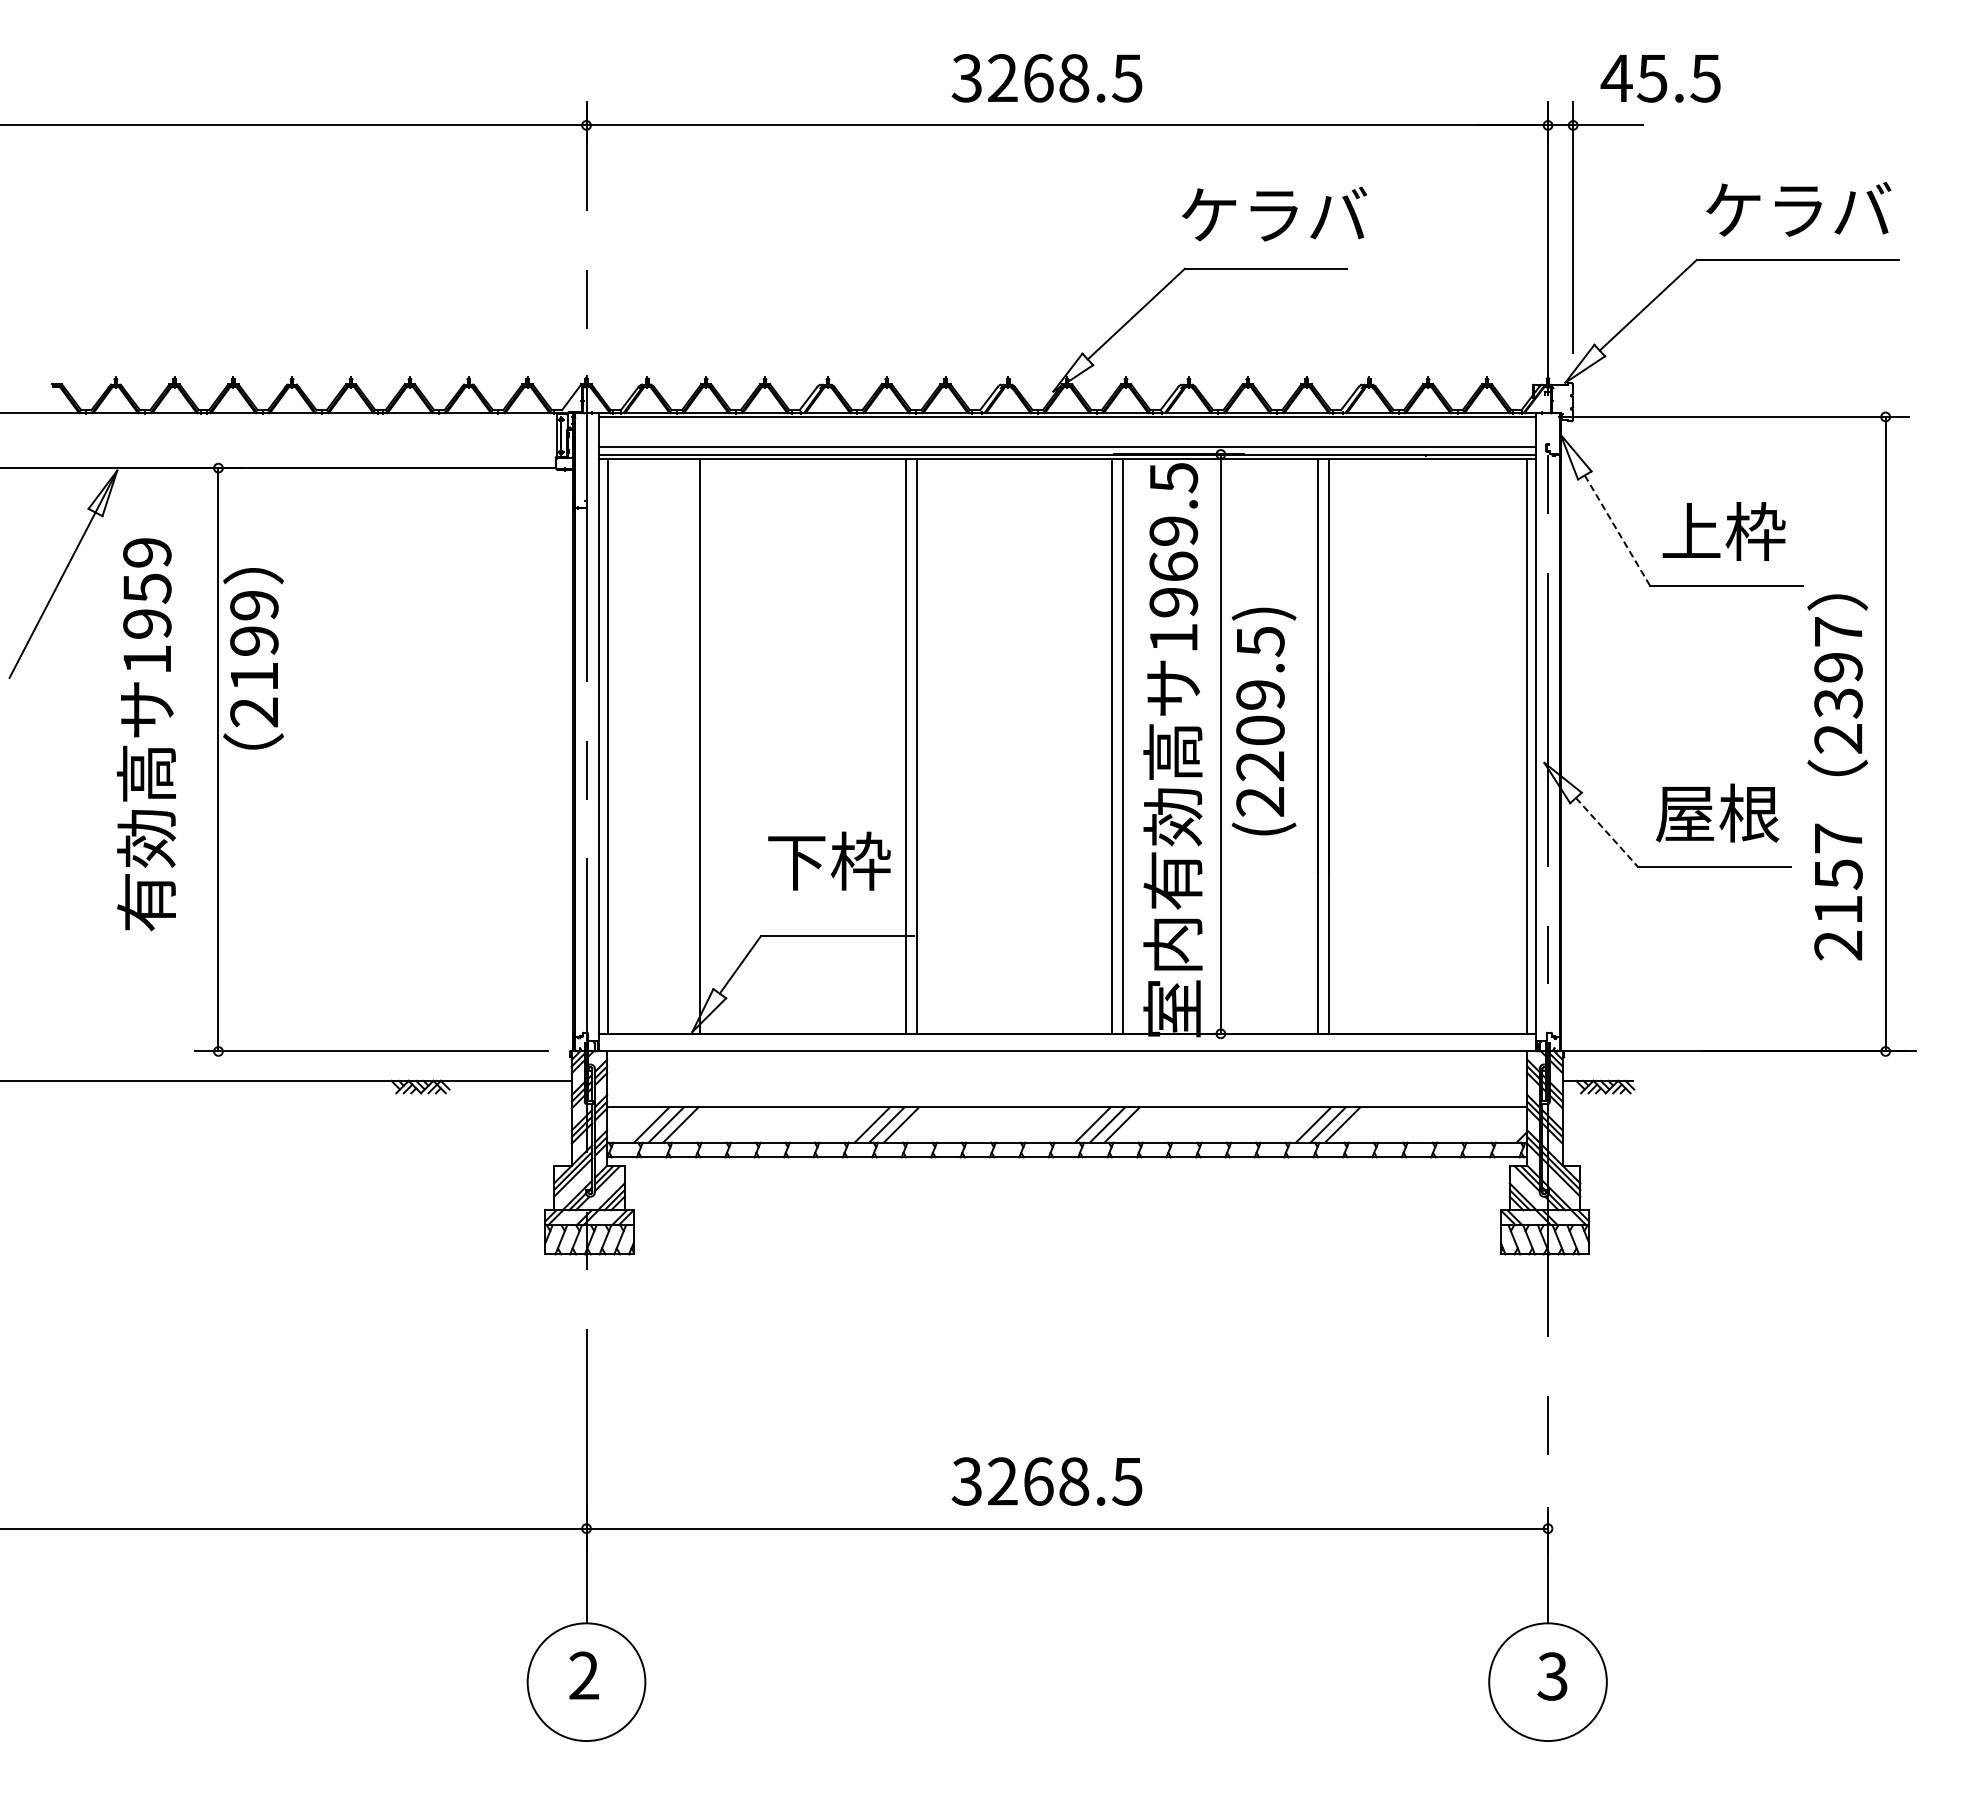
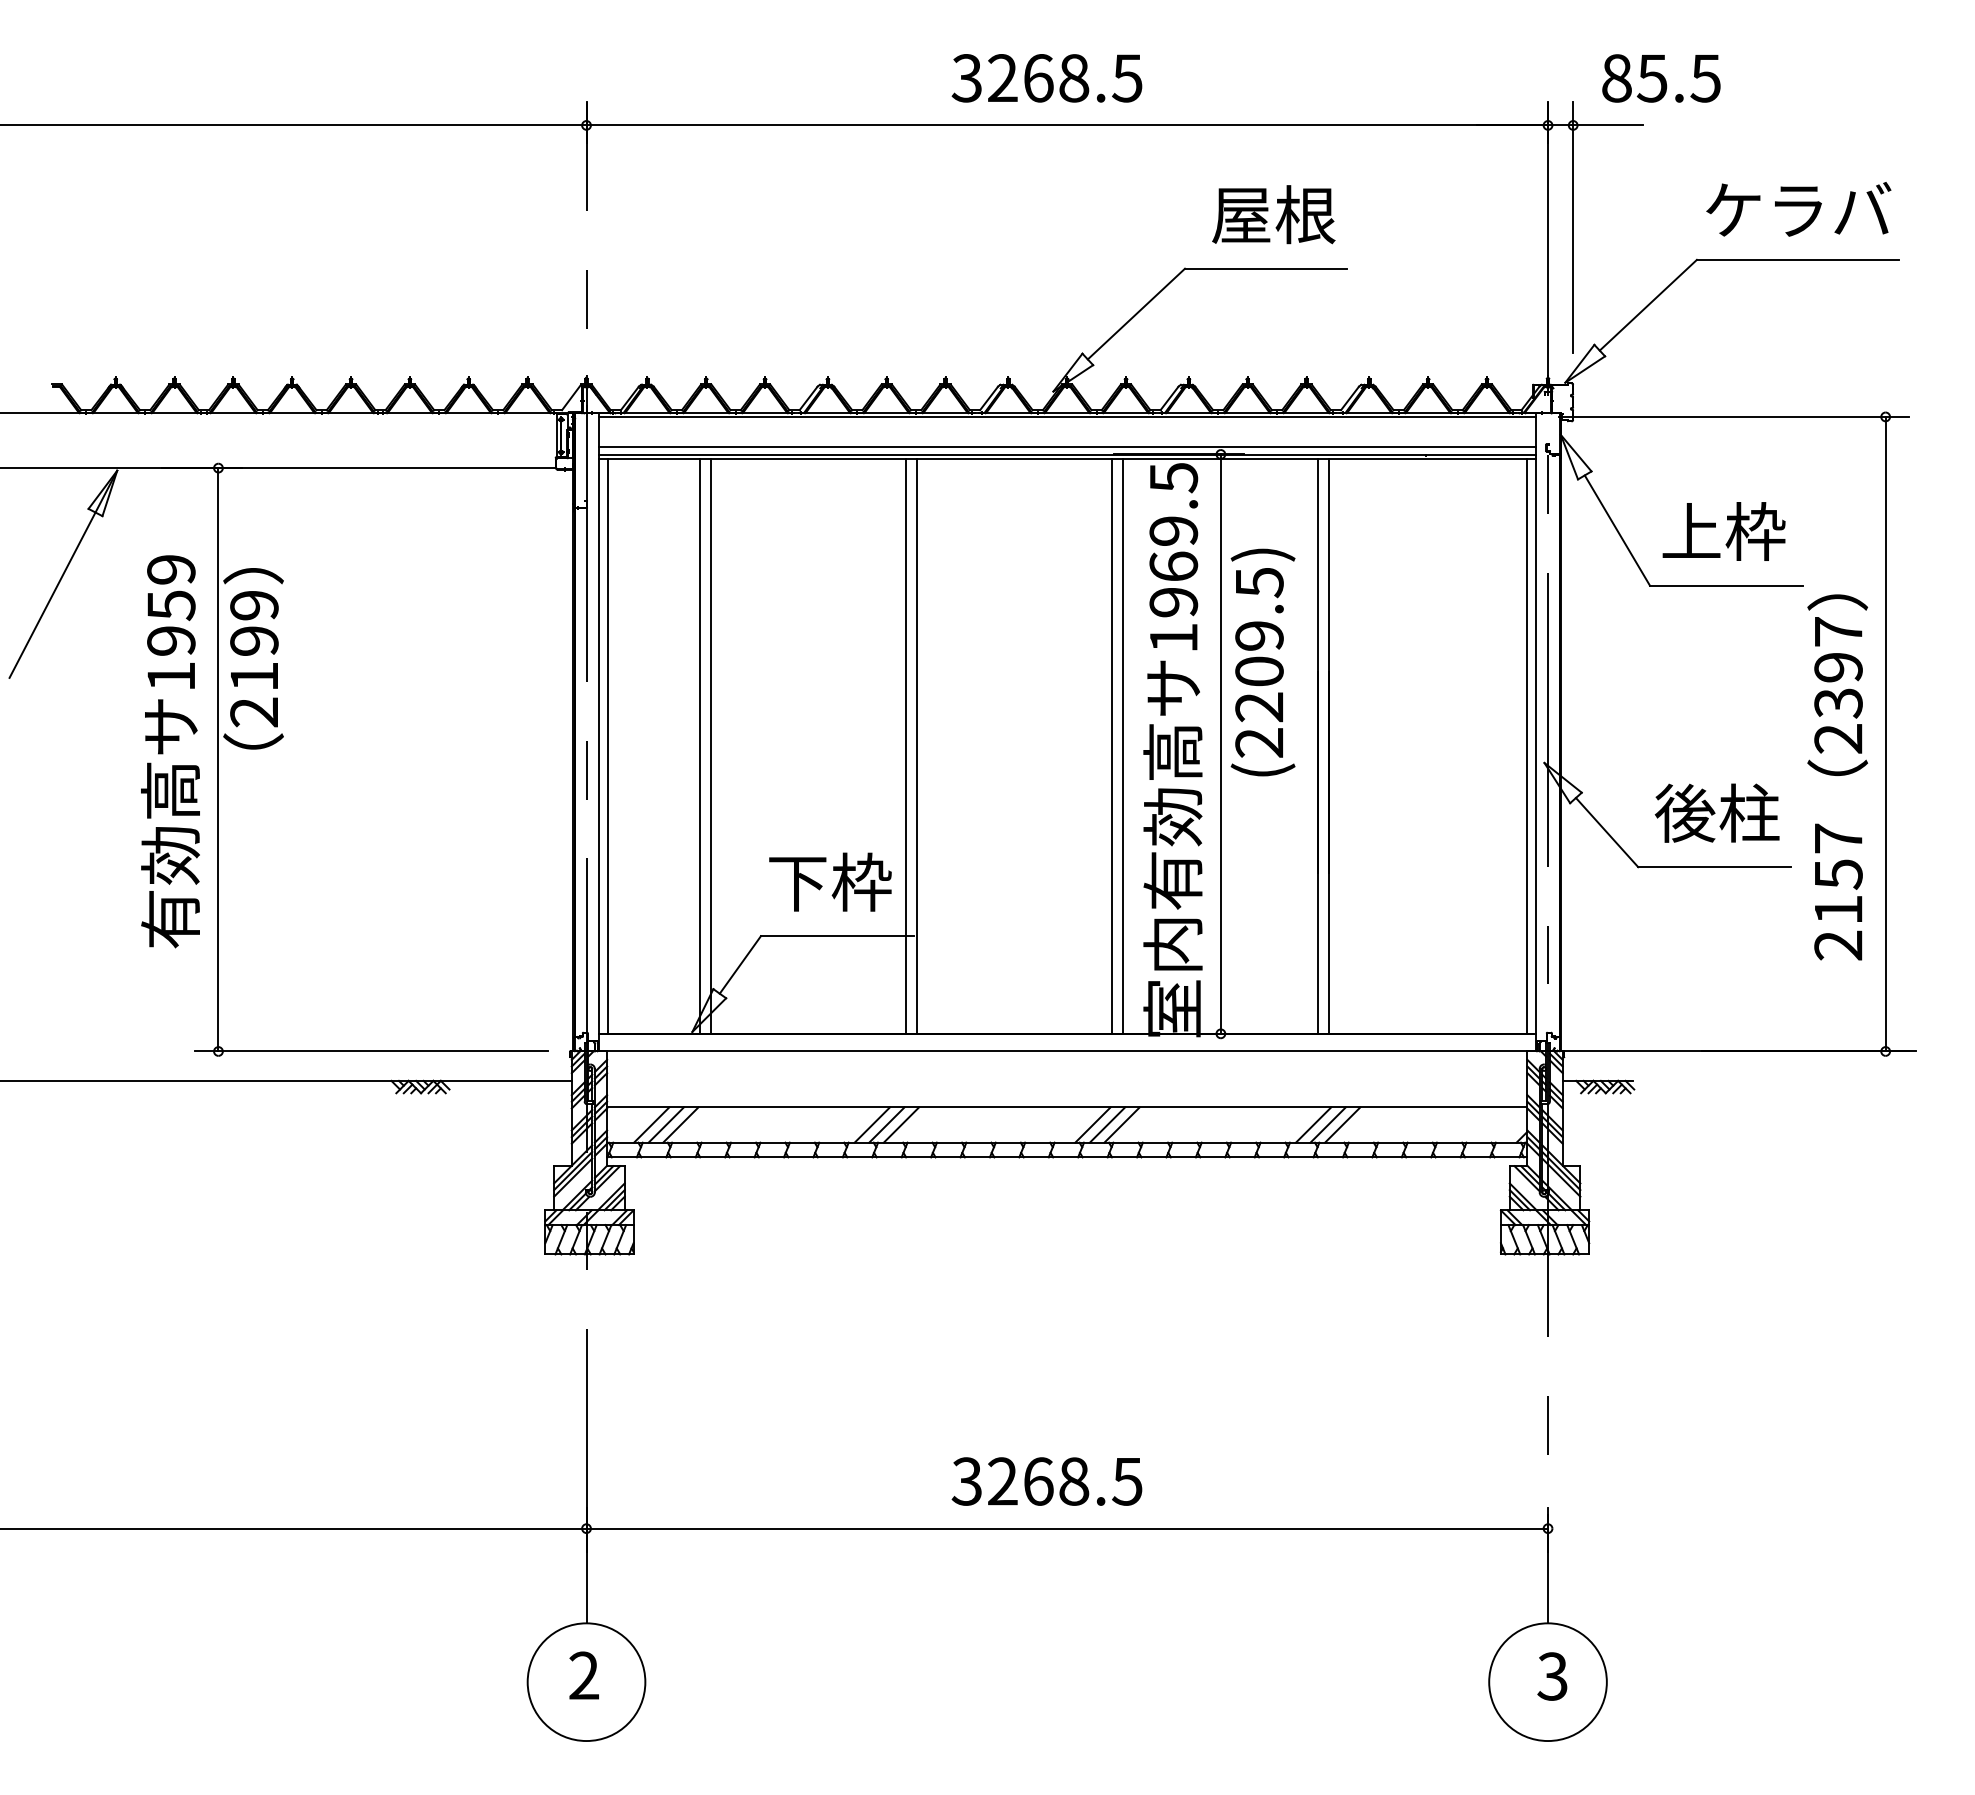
text: 45.5 -> 85.5 (1616, 78)
text: ケラバ -> 屋根 (1274, 214)
line: dashed -> solid (1617, 530)
text position: (1263, 721) -> (1262, 662) (1262, 662)
text position: (146, 734) -> (170, 751) (170, 751)
line: none -> present (710, 746)
text: 屋根 -> 後柱 (1716, 812)
line: dashed -> solid (1607, 832)
text position: (829, 860) -> (830, 881) (830, 881)
